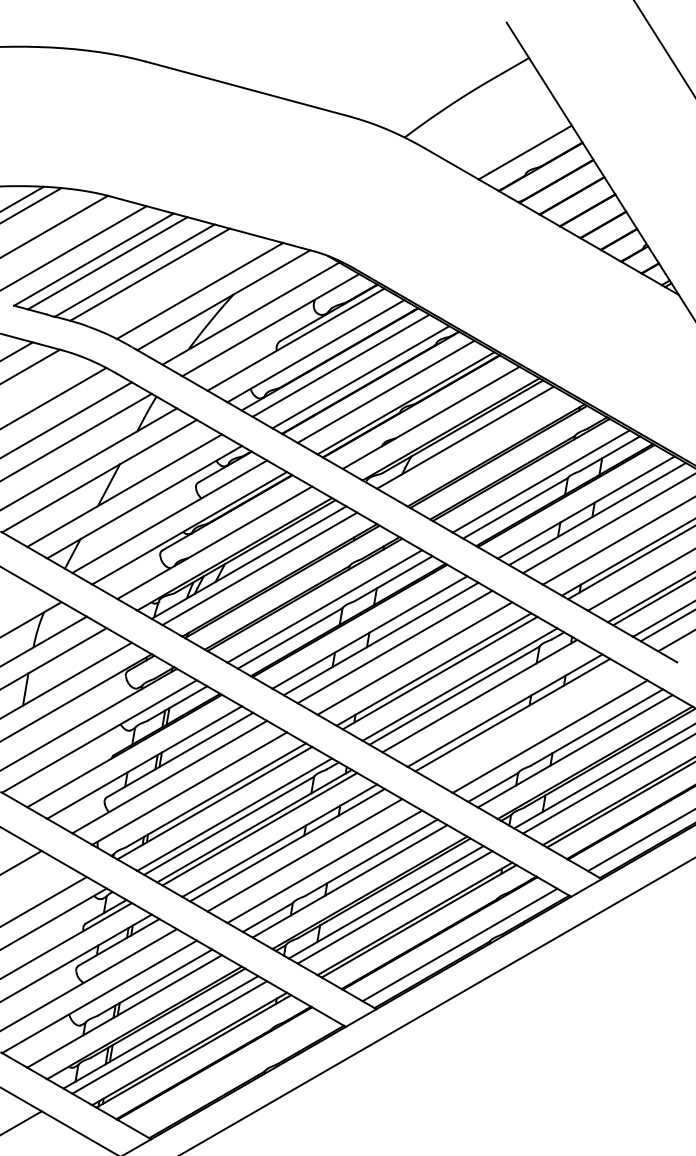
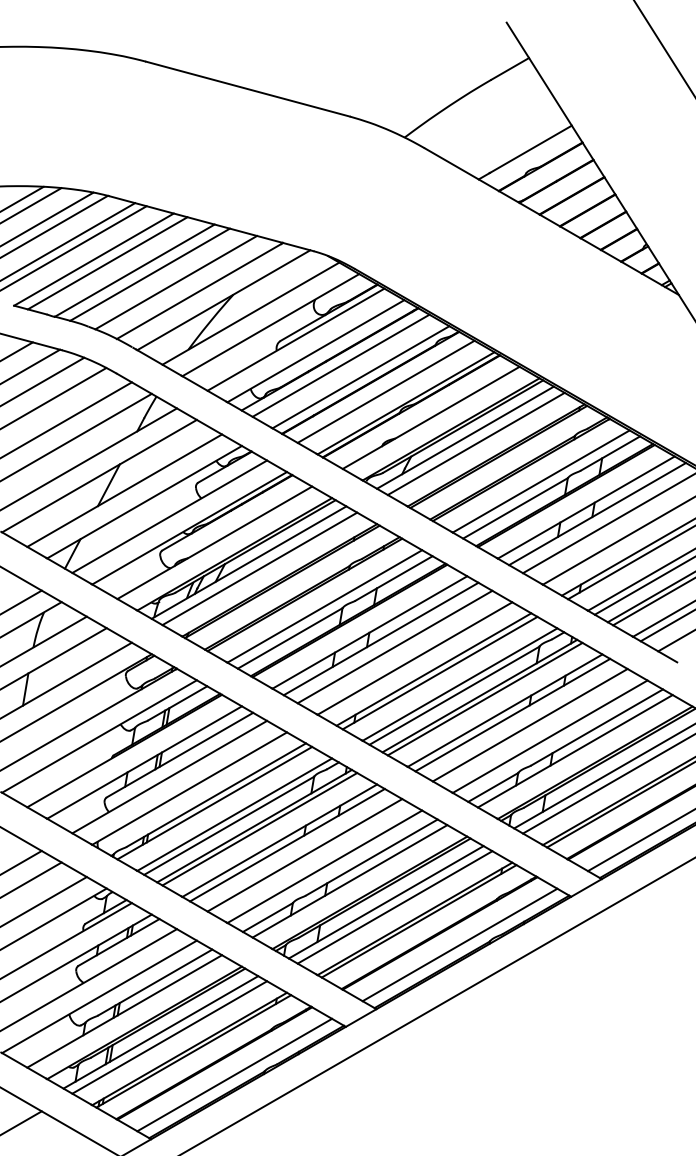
line: none -> present (47, 218)
line: none -> present (68, 241)
line: none -> present (176, 282)
line: none -> present (43, 380)
line: none -> present (475, 443)
line: none -> present (643, 586)
line: none -> present (21, 601)
line: none -> present (484, 698)
line: none -> present (529, 725)
line: none -> present (31, 879)
line: none -> present (234, 1074)
